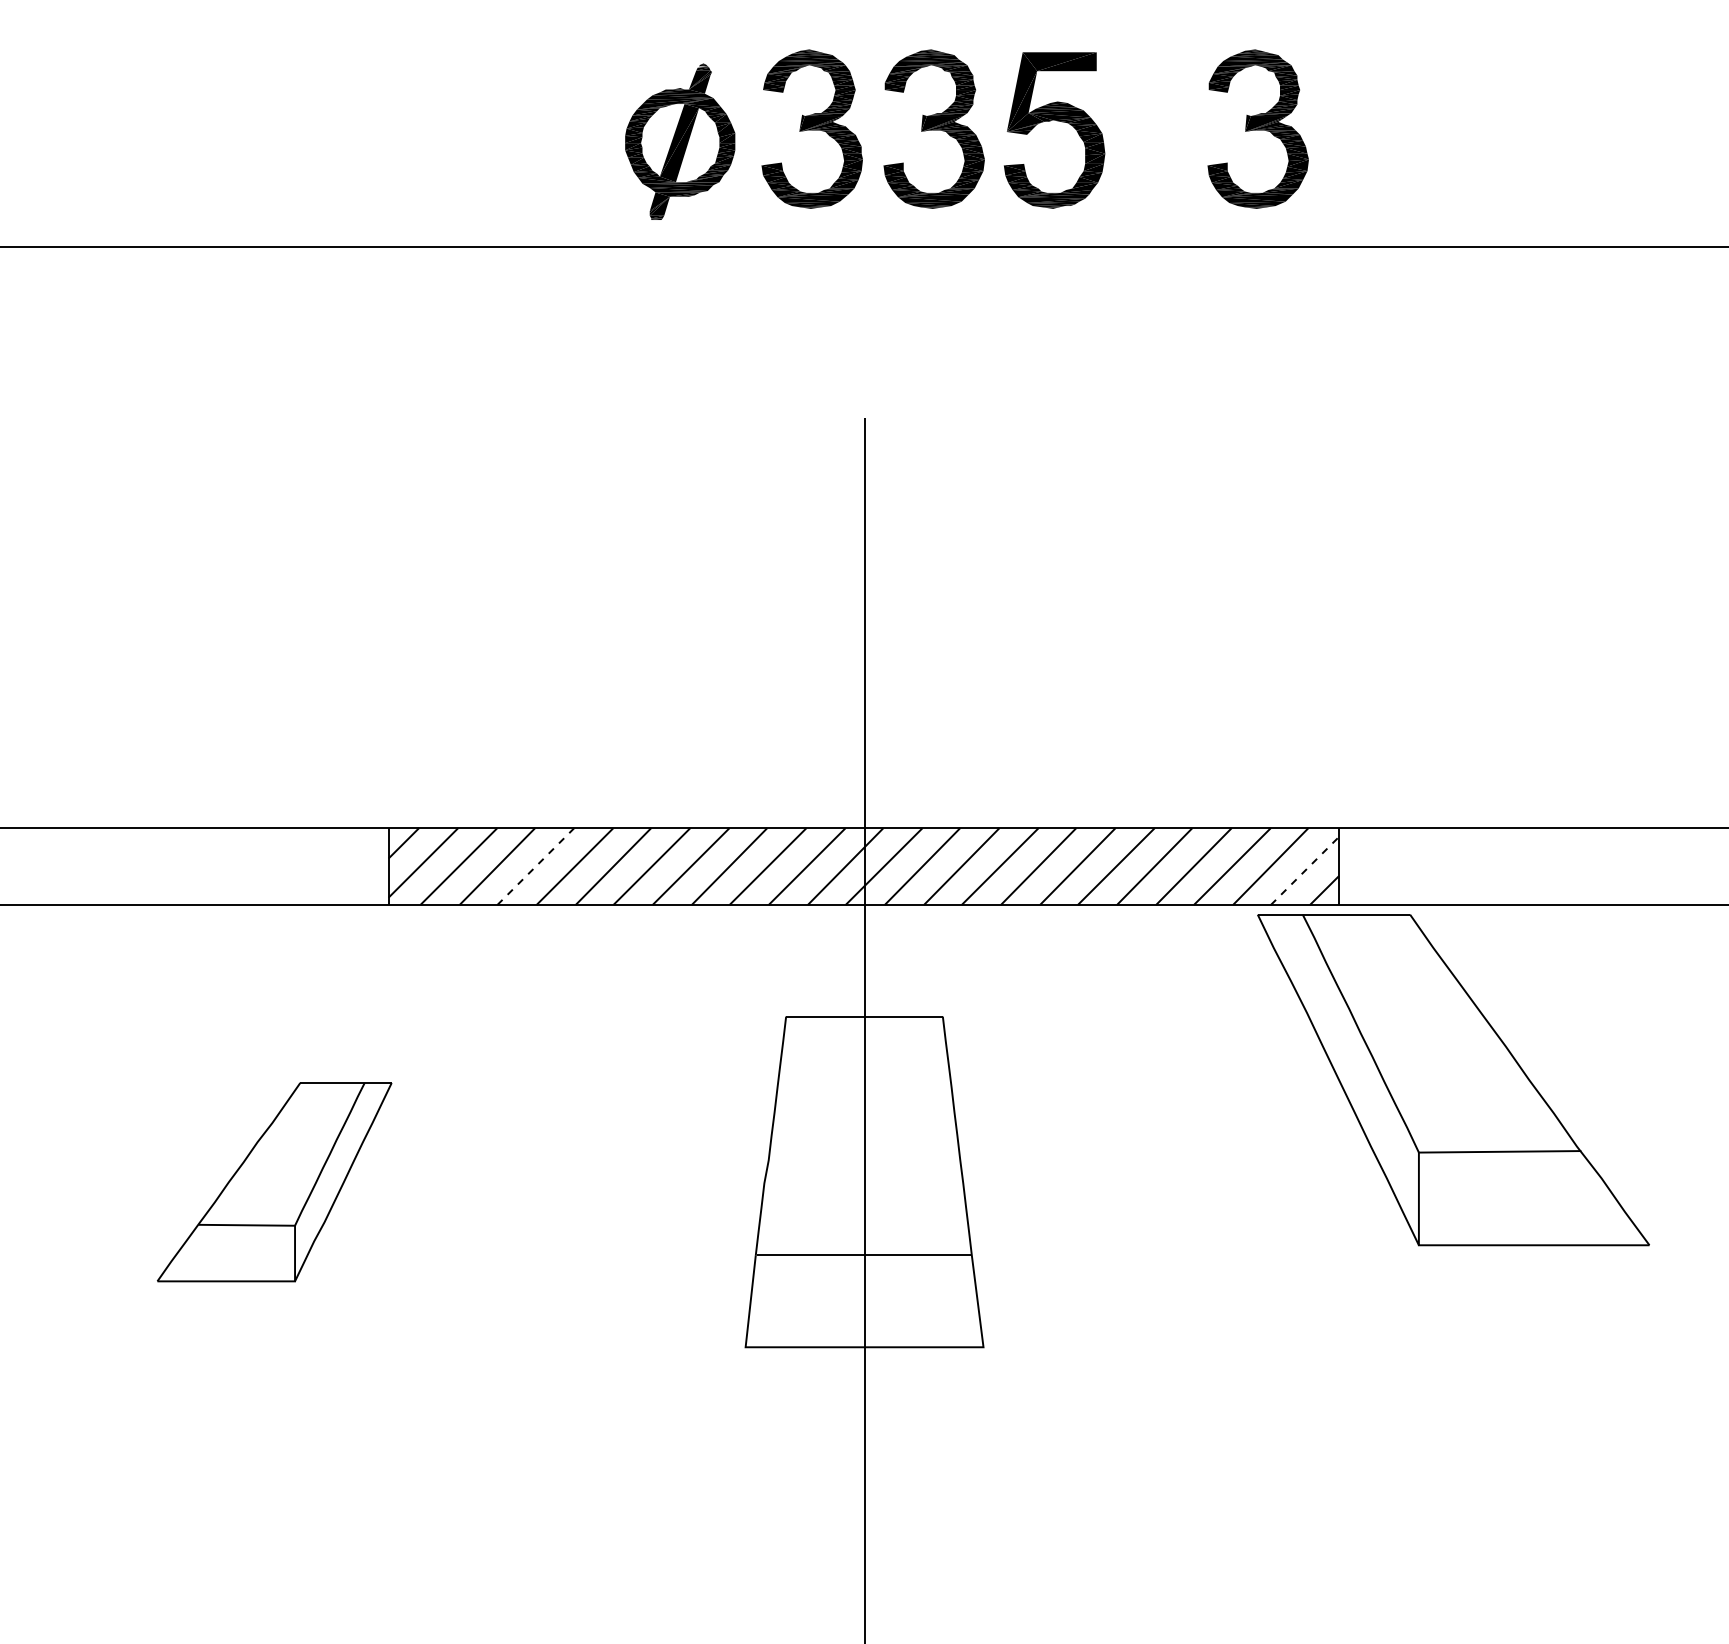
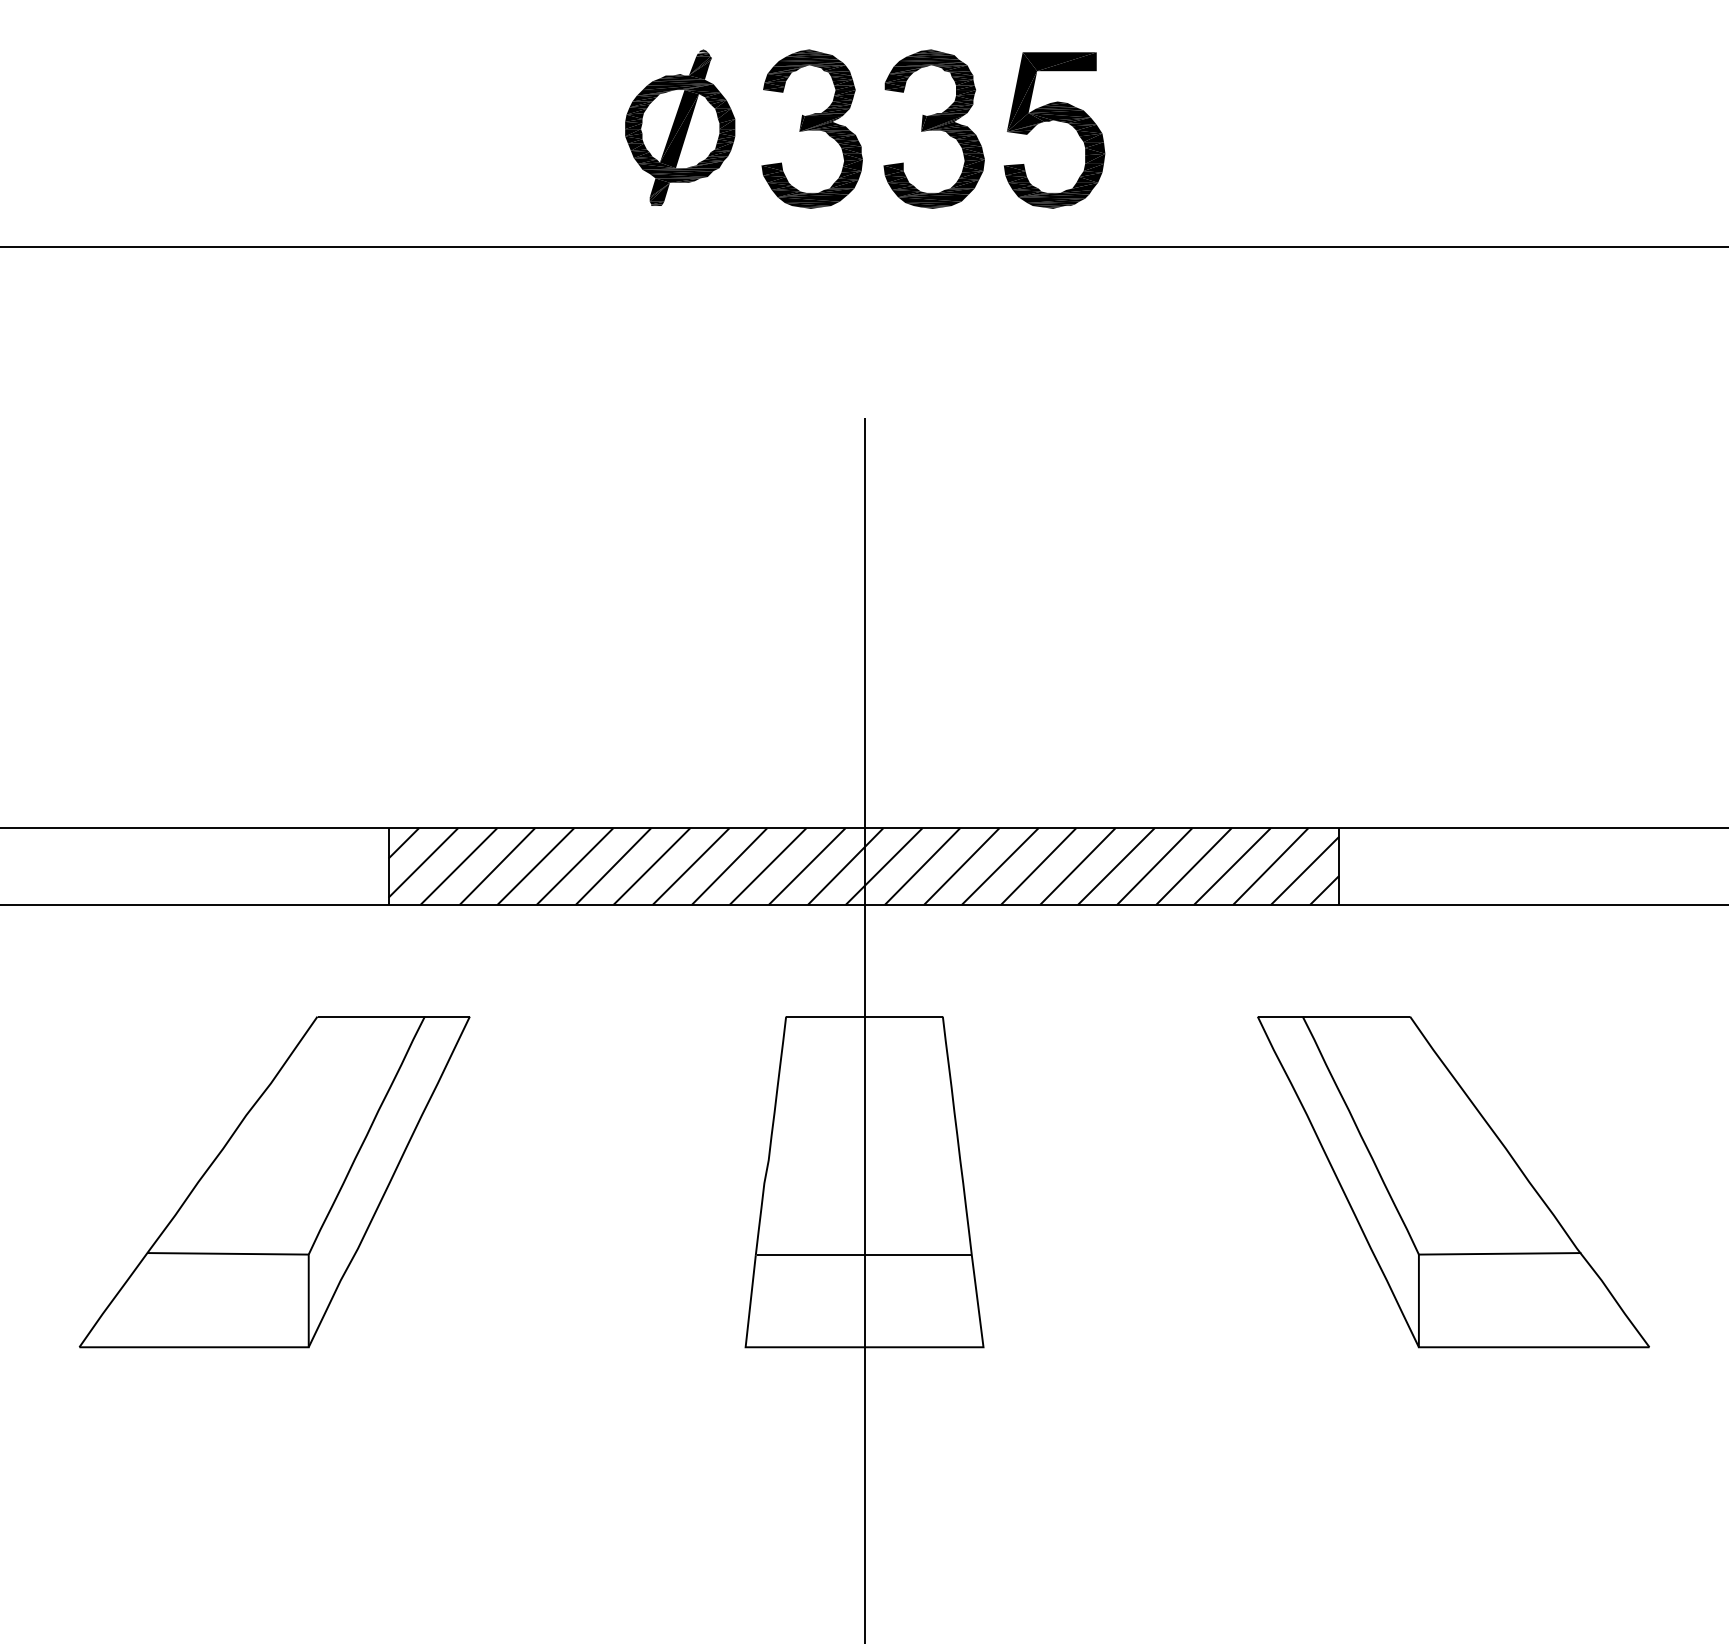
part: present -> none (1257, 128)
part position: (680, 141) -> (680, 127) (680, 127)
line: dashed -> solid (536, 866)
line: dashed -> solid (1305, 870)
part position: (1453, 1080) -> (1453, 1182) (1453, 1182)
part size: 236x201 px -> 393x333 px (274, 1182)
